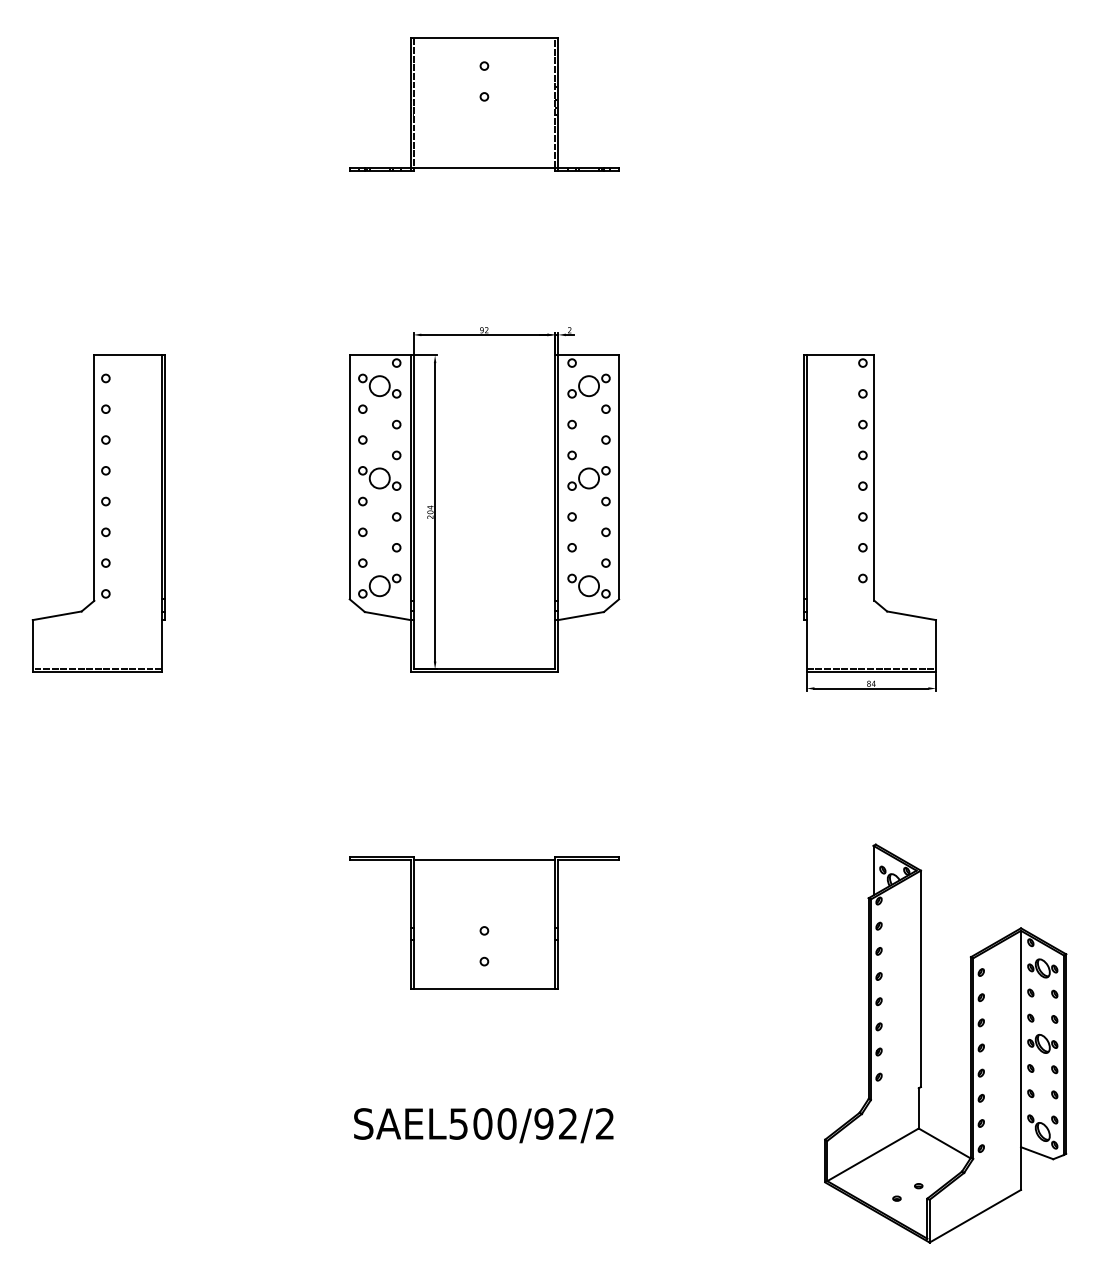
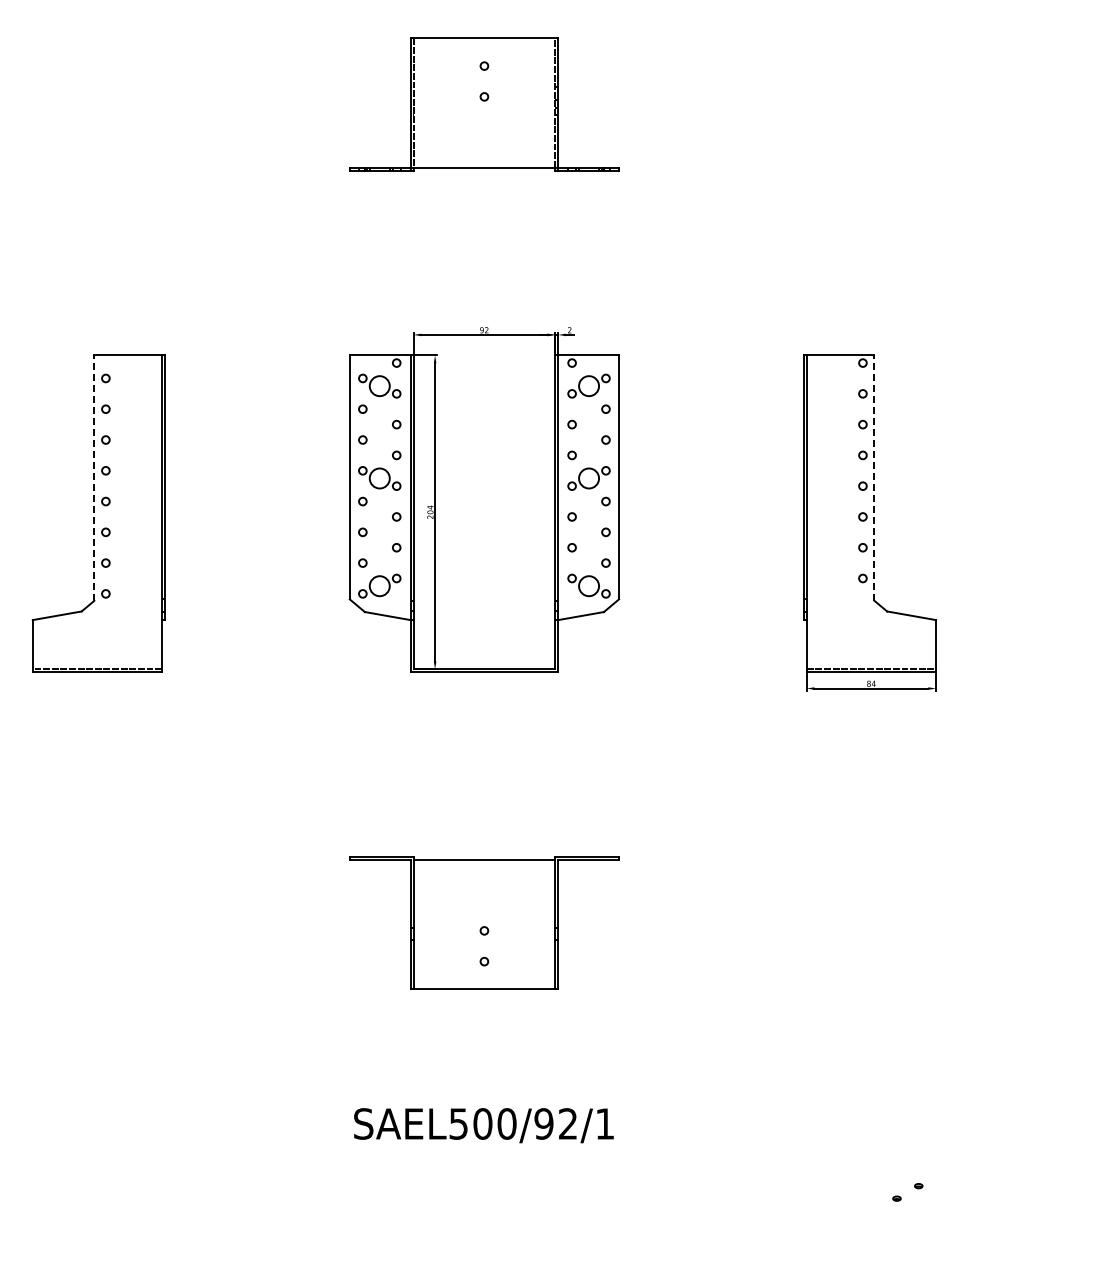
line: solid -> dashed (94, 478)
line: solid -> dashed (874, 478)
part: present -> none (921, 1043)
text: SAEL500/92/2 -> SAEL500/92/1 (604, 1123)
